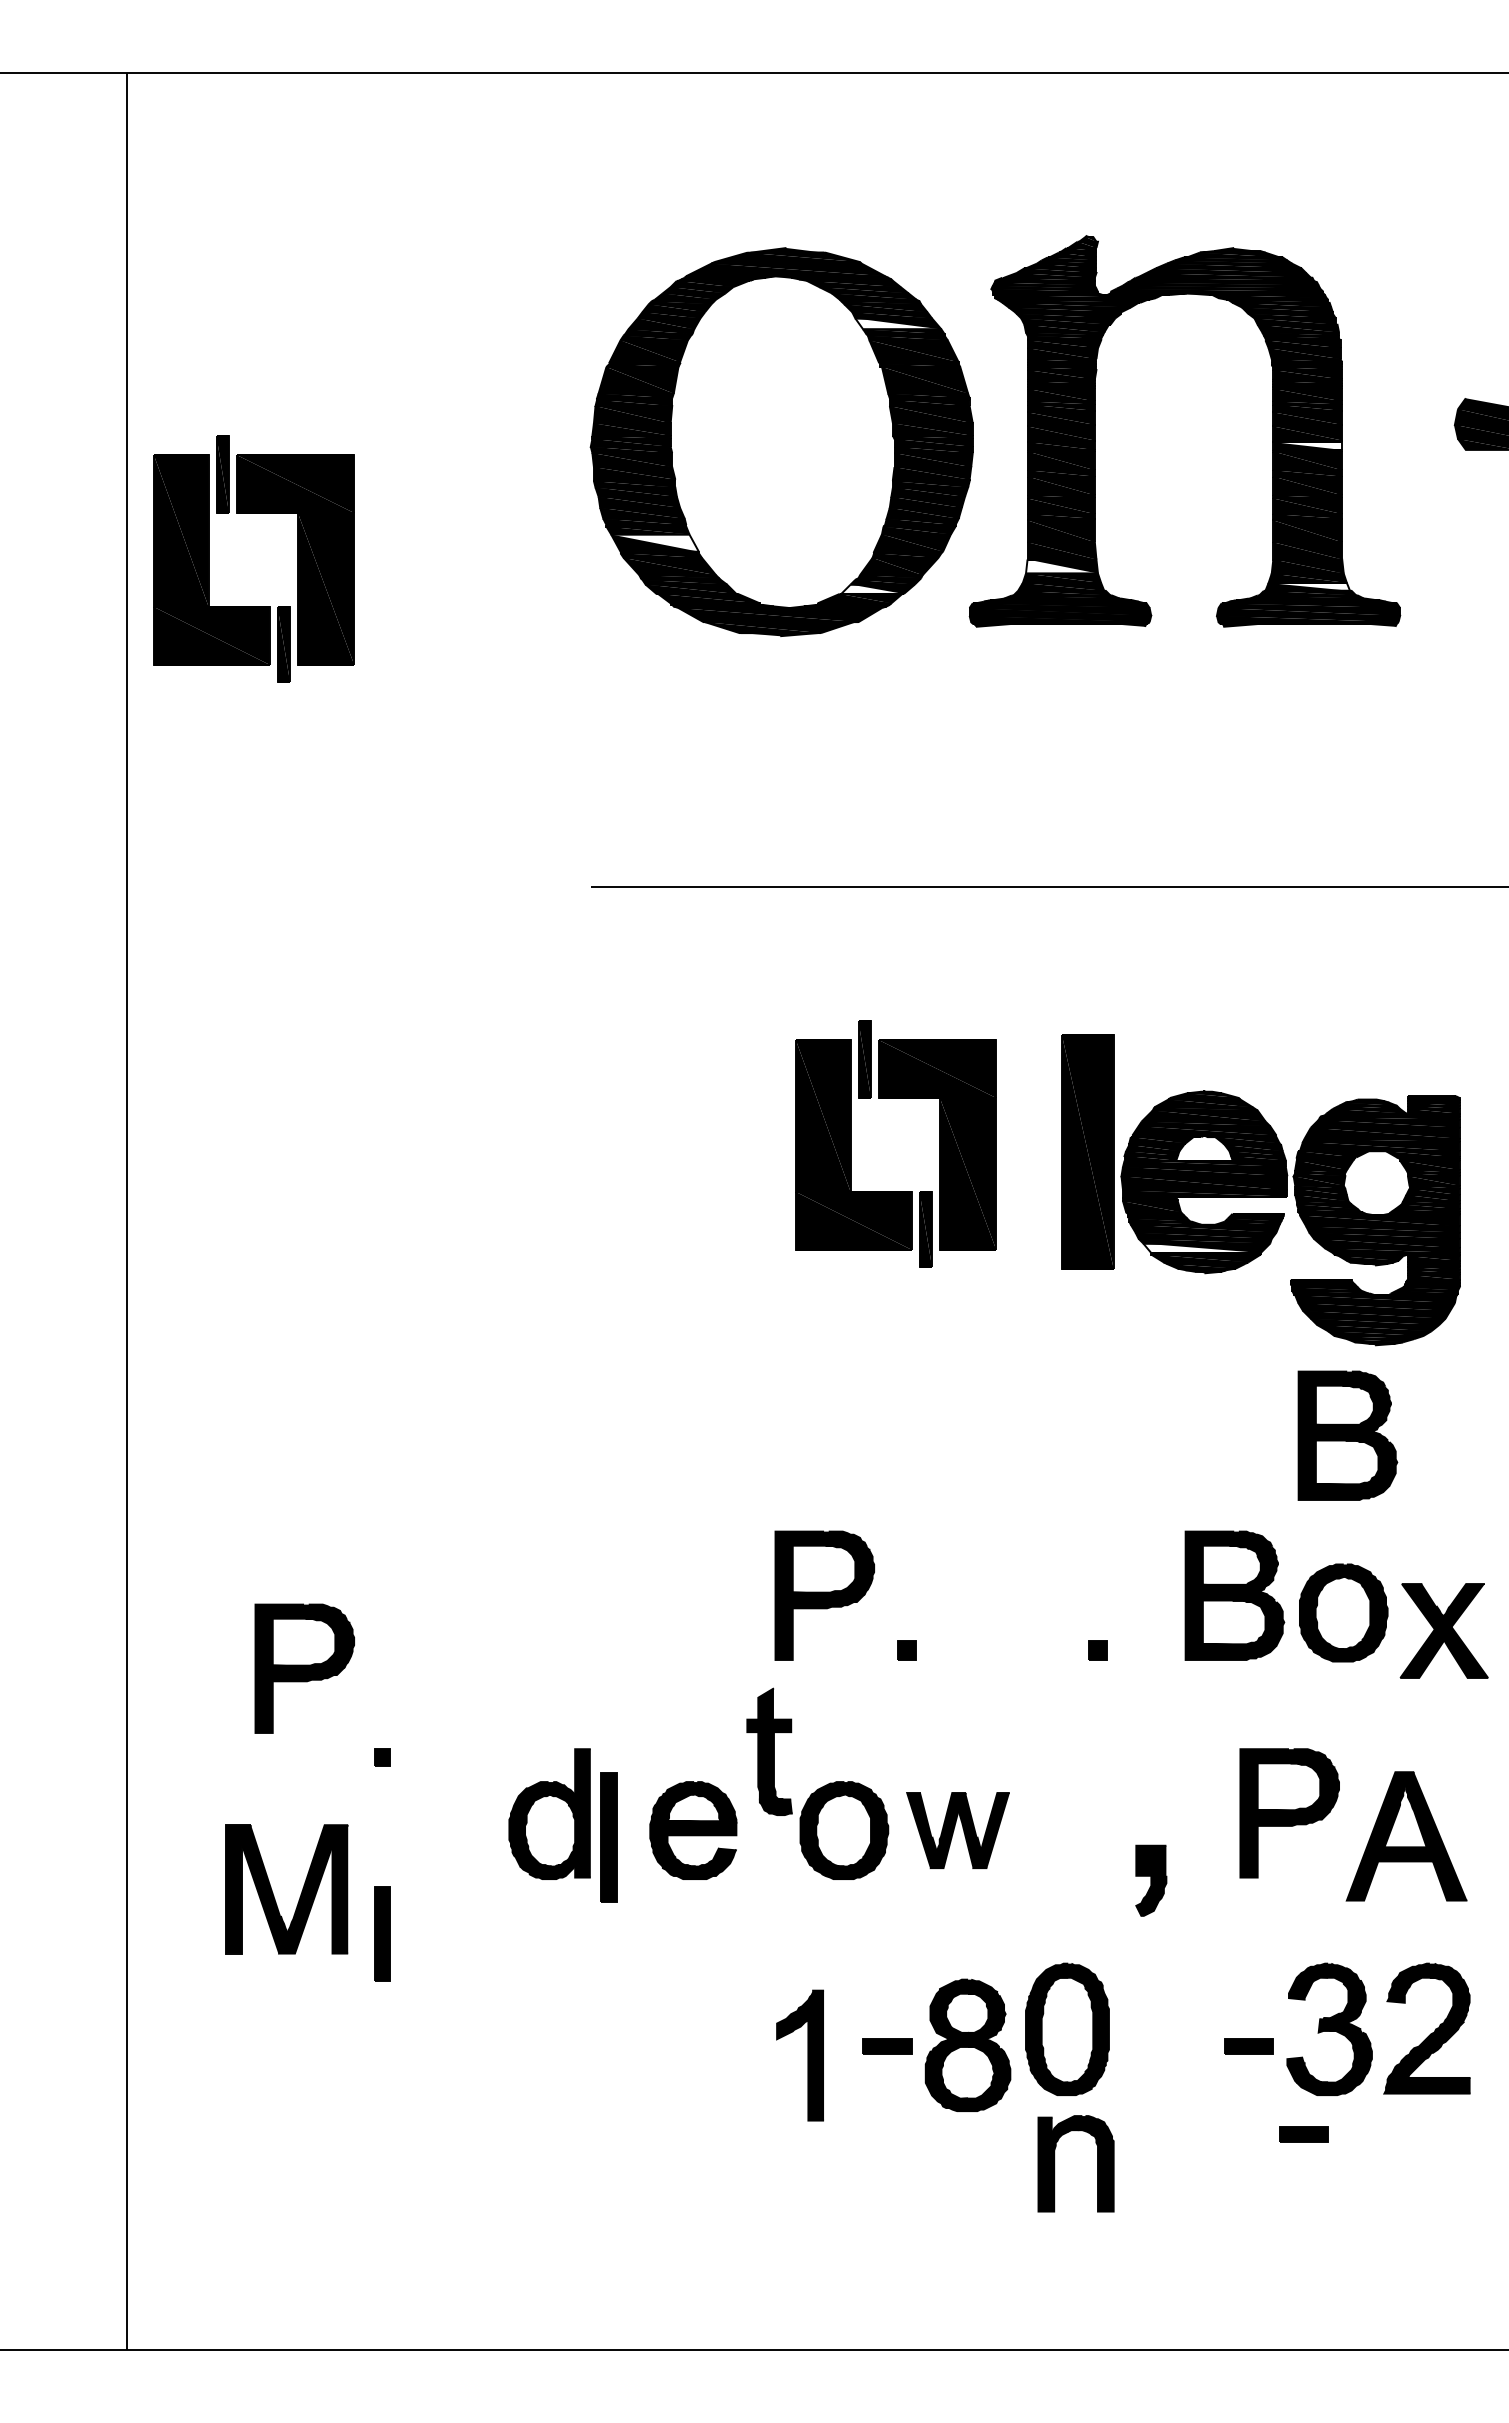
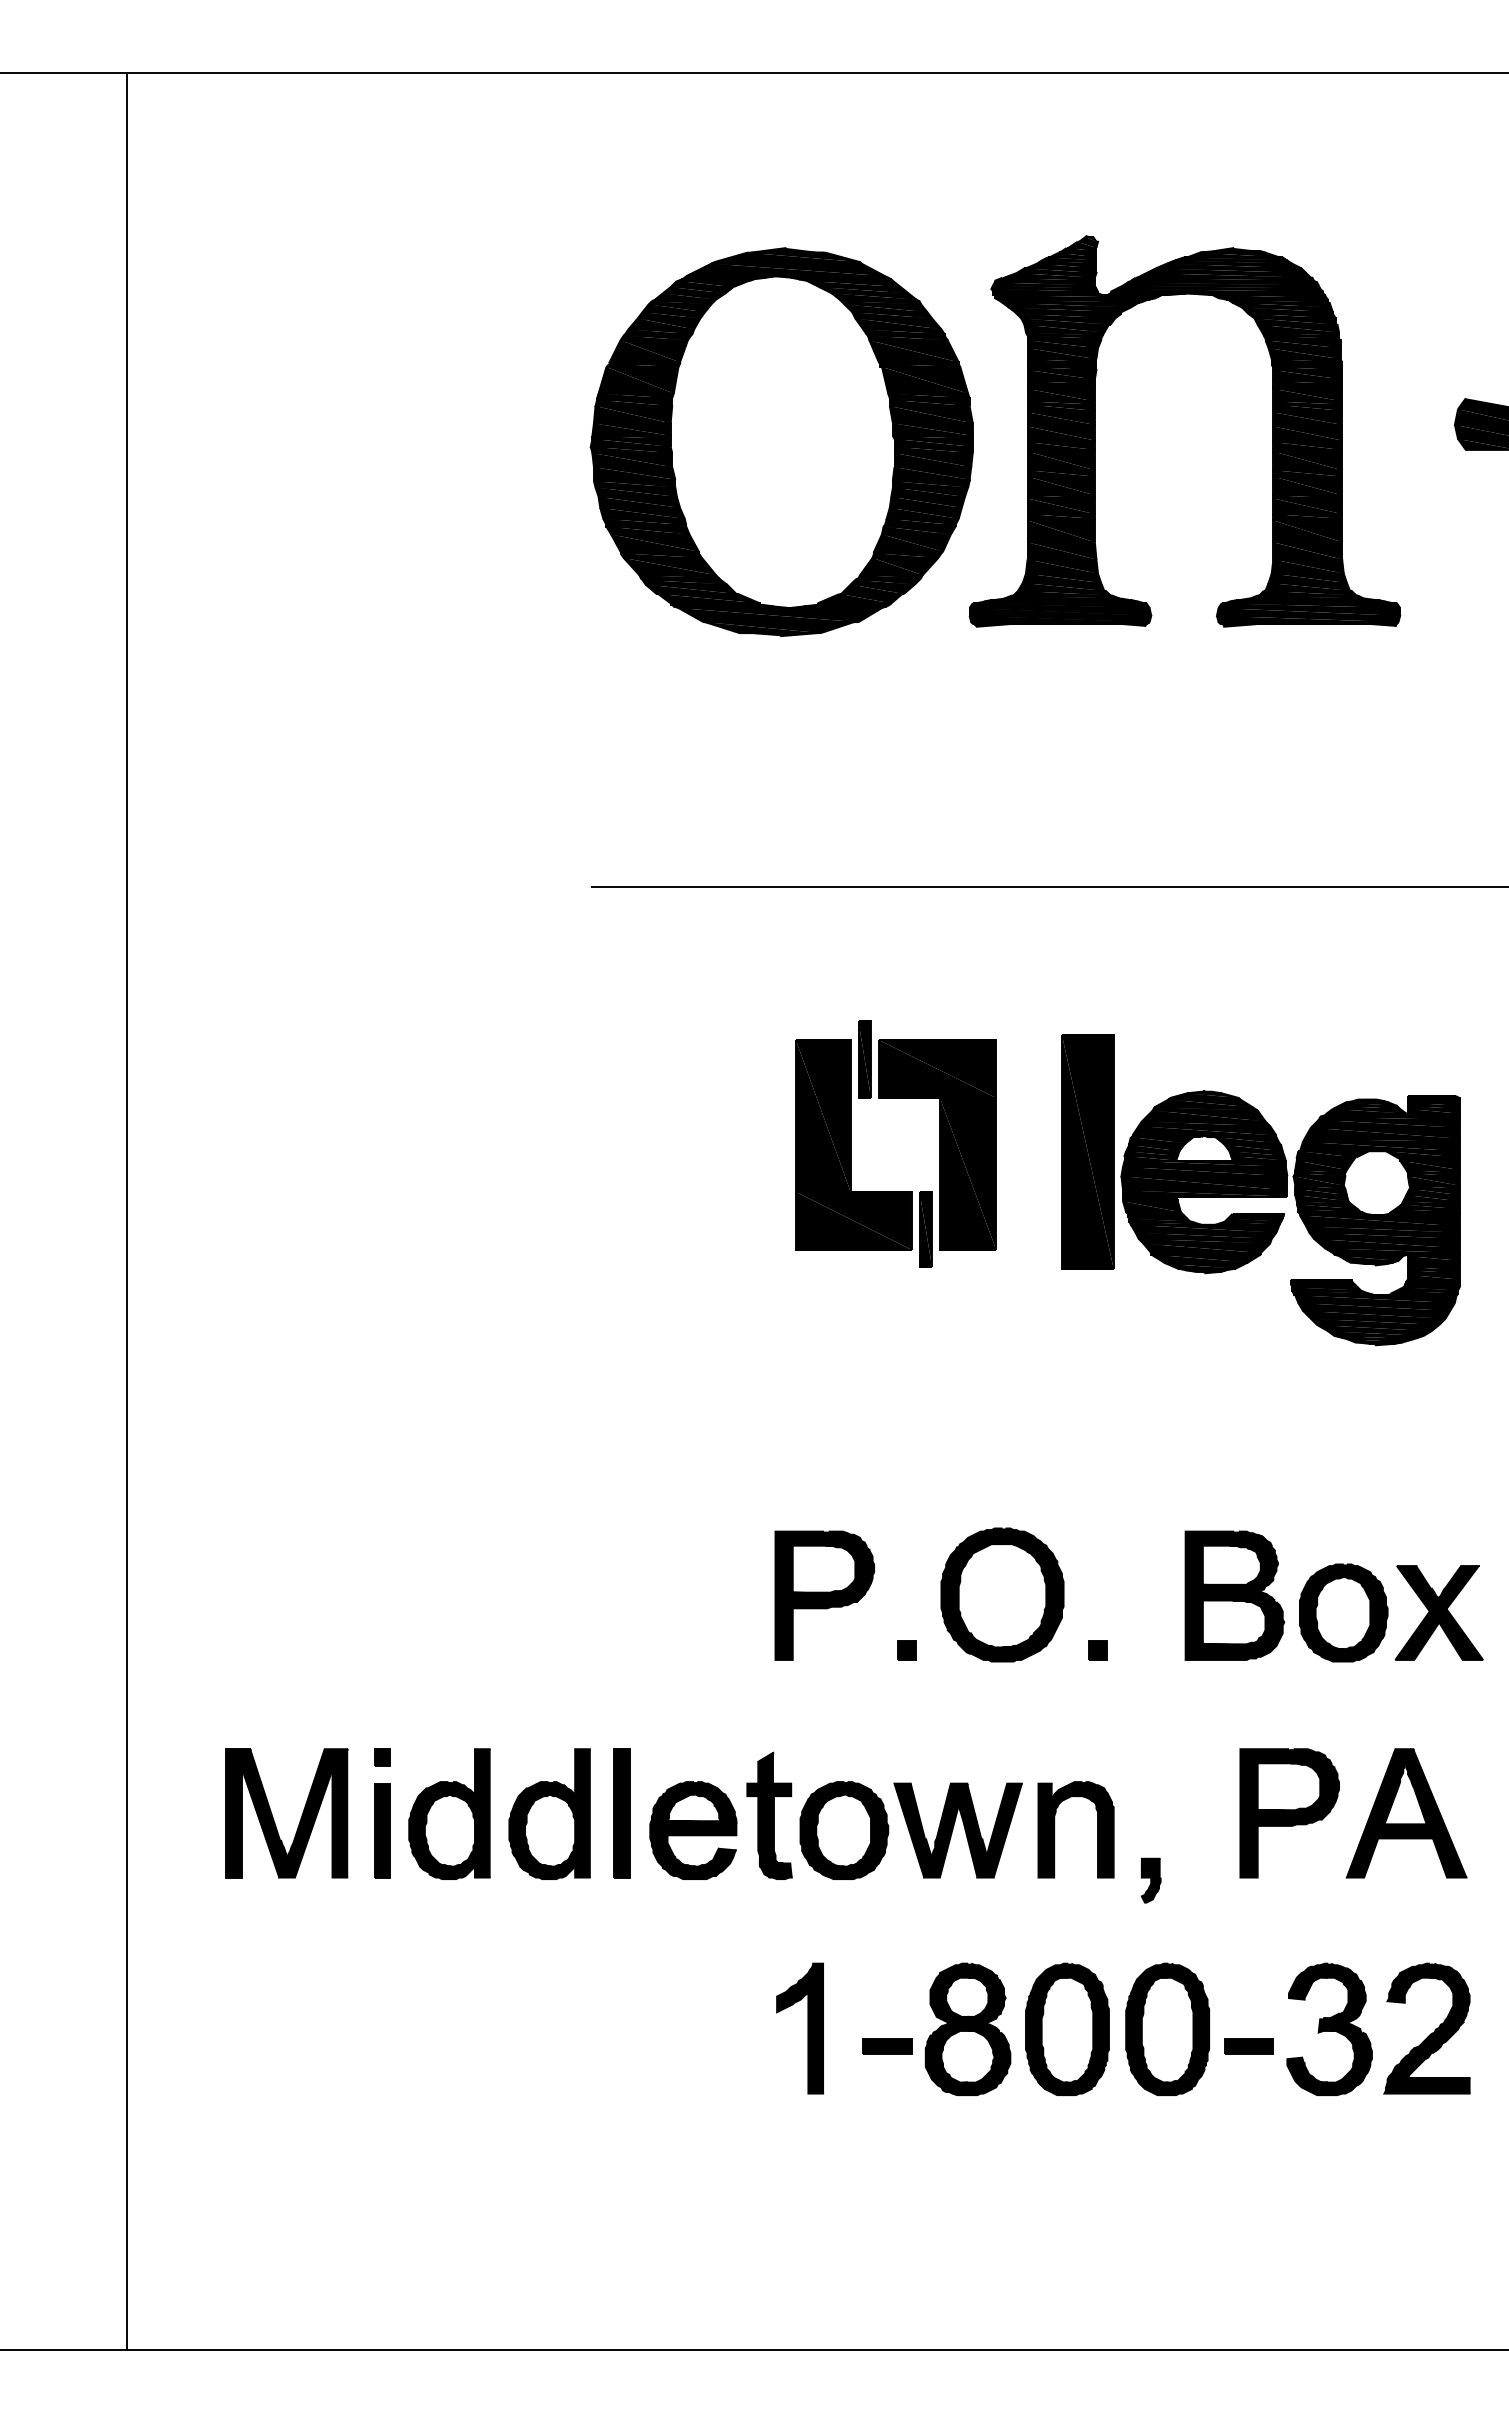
fill: none -> present (898, 323)
fill: none -> present (1307, 445)
fill: none -> present (654, 542)
part: present -> none (209, 558)
fill: none -> present (1061, 566)
fill: none -> present (1309, 586)
fill: none -> present (872, 588)
fill: none -> present (1201, 1247)
part: present -> none (1347, 1435)
part: none -> present (1002, 1594)
part position: (1443, 1630) -> (1438, 1612) (1438, 1612)
part: present -> none (304, 1668)
part position: (769, 1751) -> (769, 1815) (769, 1815)
part: none -> present (449, 1813)
part size: 104x77 px -> 130x97 px (957, 1830)
part position: (1406, 1836) -> (1406, 1813) (1406, 1813)
part position: (608, 1837) -> (621, 1813) (621, 1813)
part size: 33x73 px -> 22x47 px (1150, 1880)
part position: (273, 1892) -> (273, 1816) (273, 1816)
part position: (382, 1933) -> (382, 1830) (382, 1830)
part: none -> present (1167, 2028)
part position: (967, 2044) -> (967, 2028) (967, 2028)
part position: (807, 2055) -> (807, 2028) (807, 2028)
part: present -> none (1303, 2134)
part position: (1055, 2163) -> (1055, 1829) (1055, 1829)
